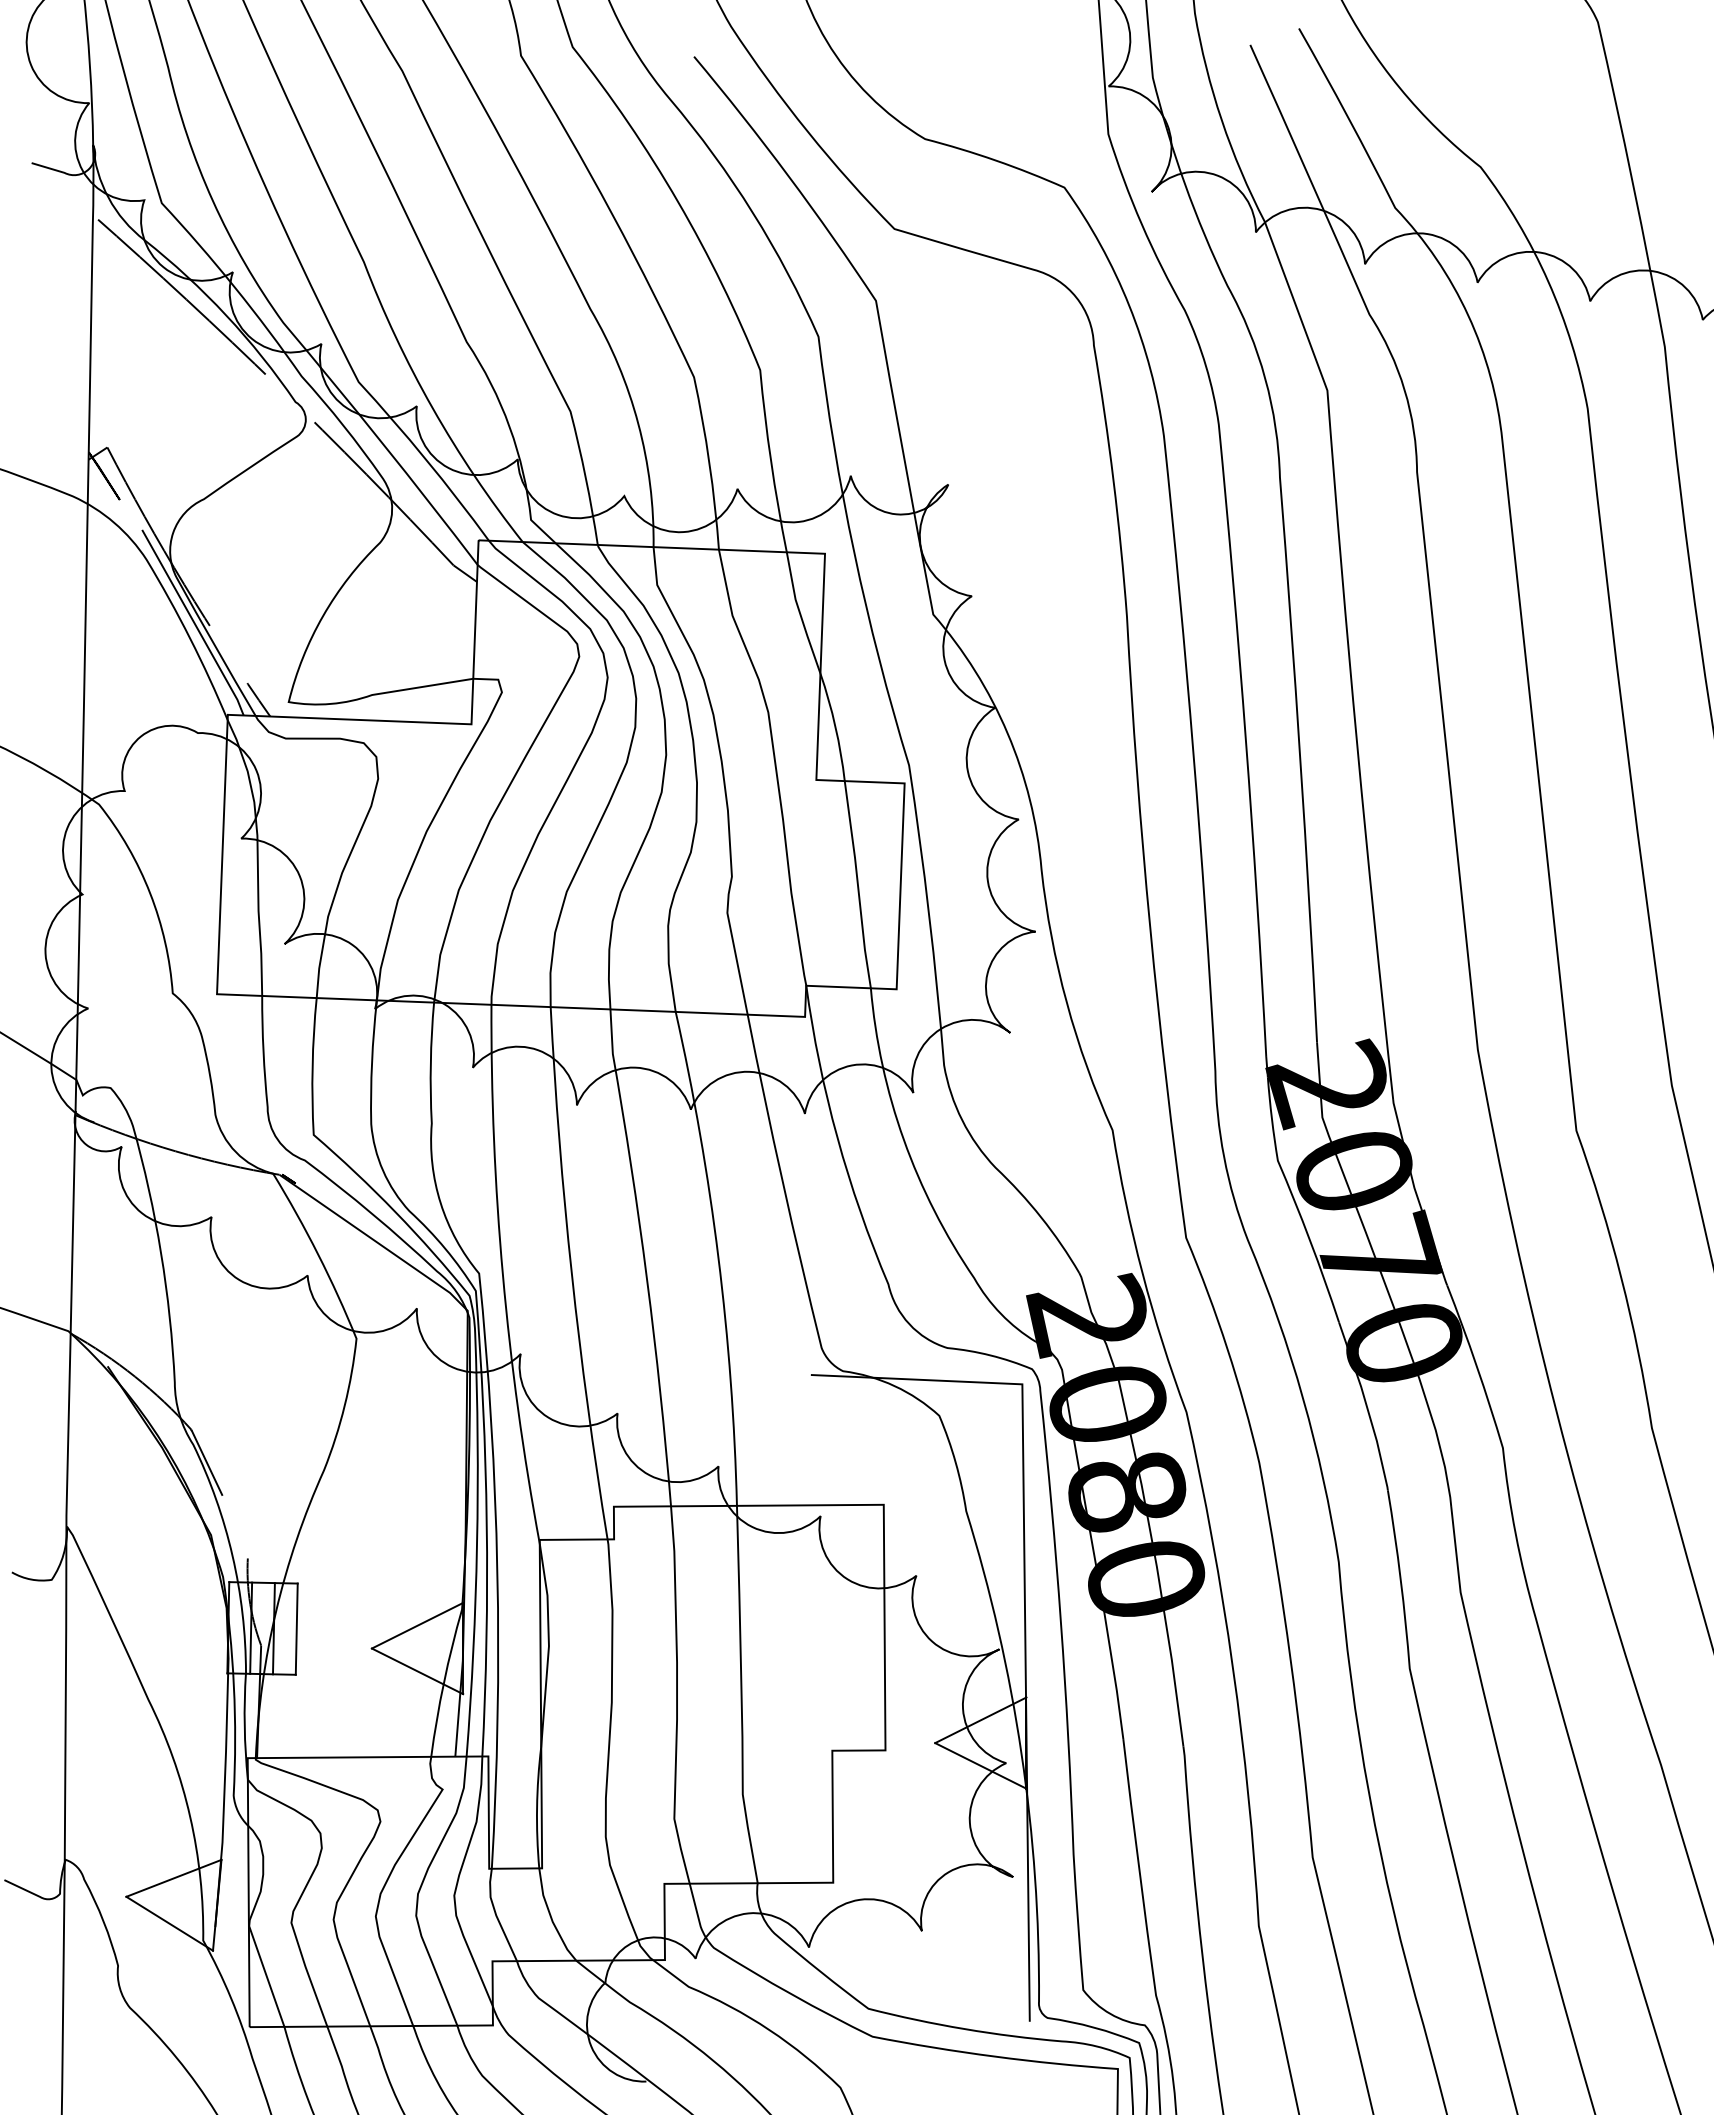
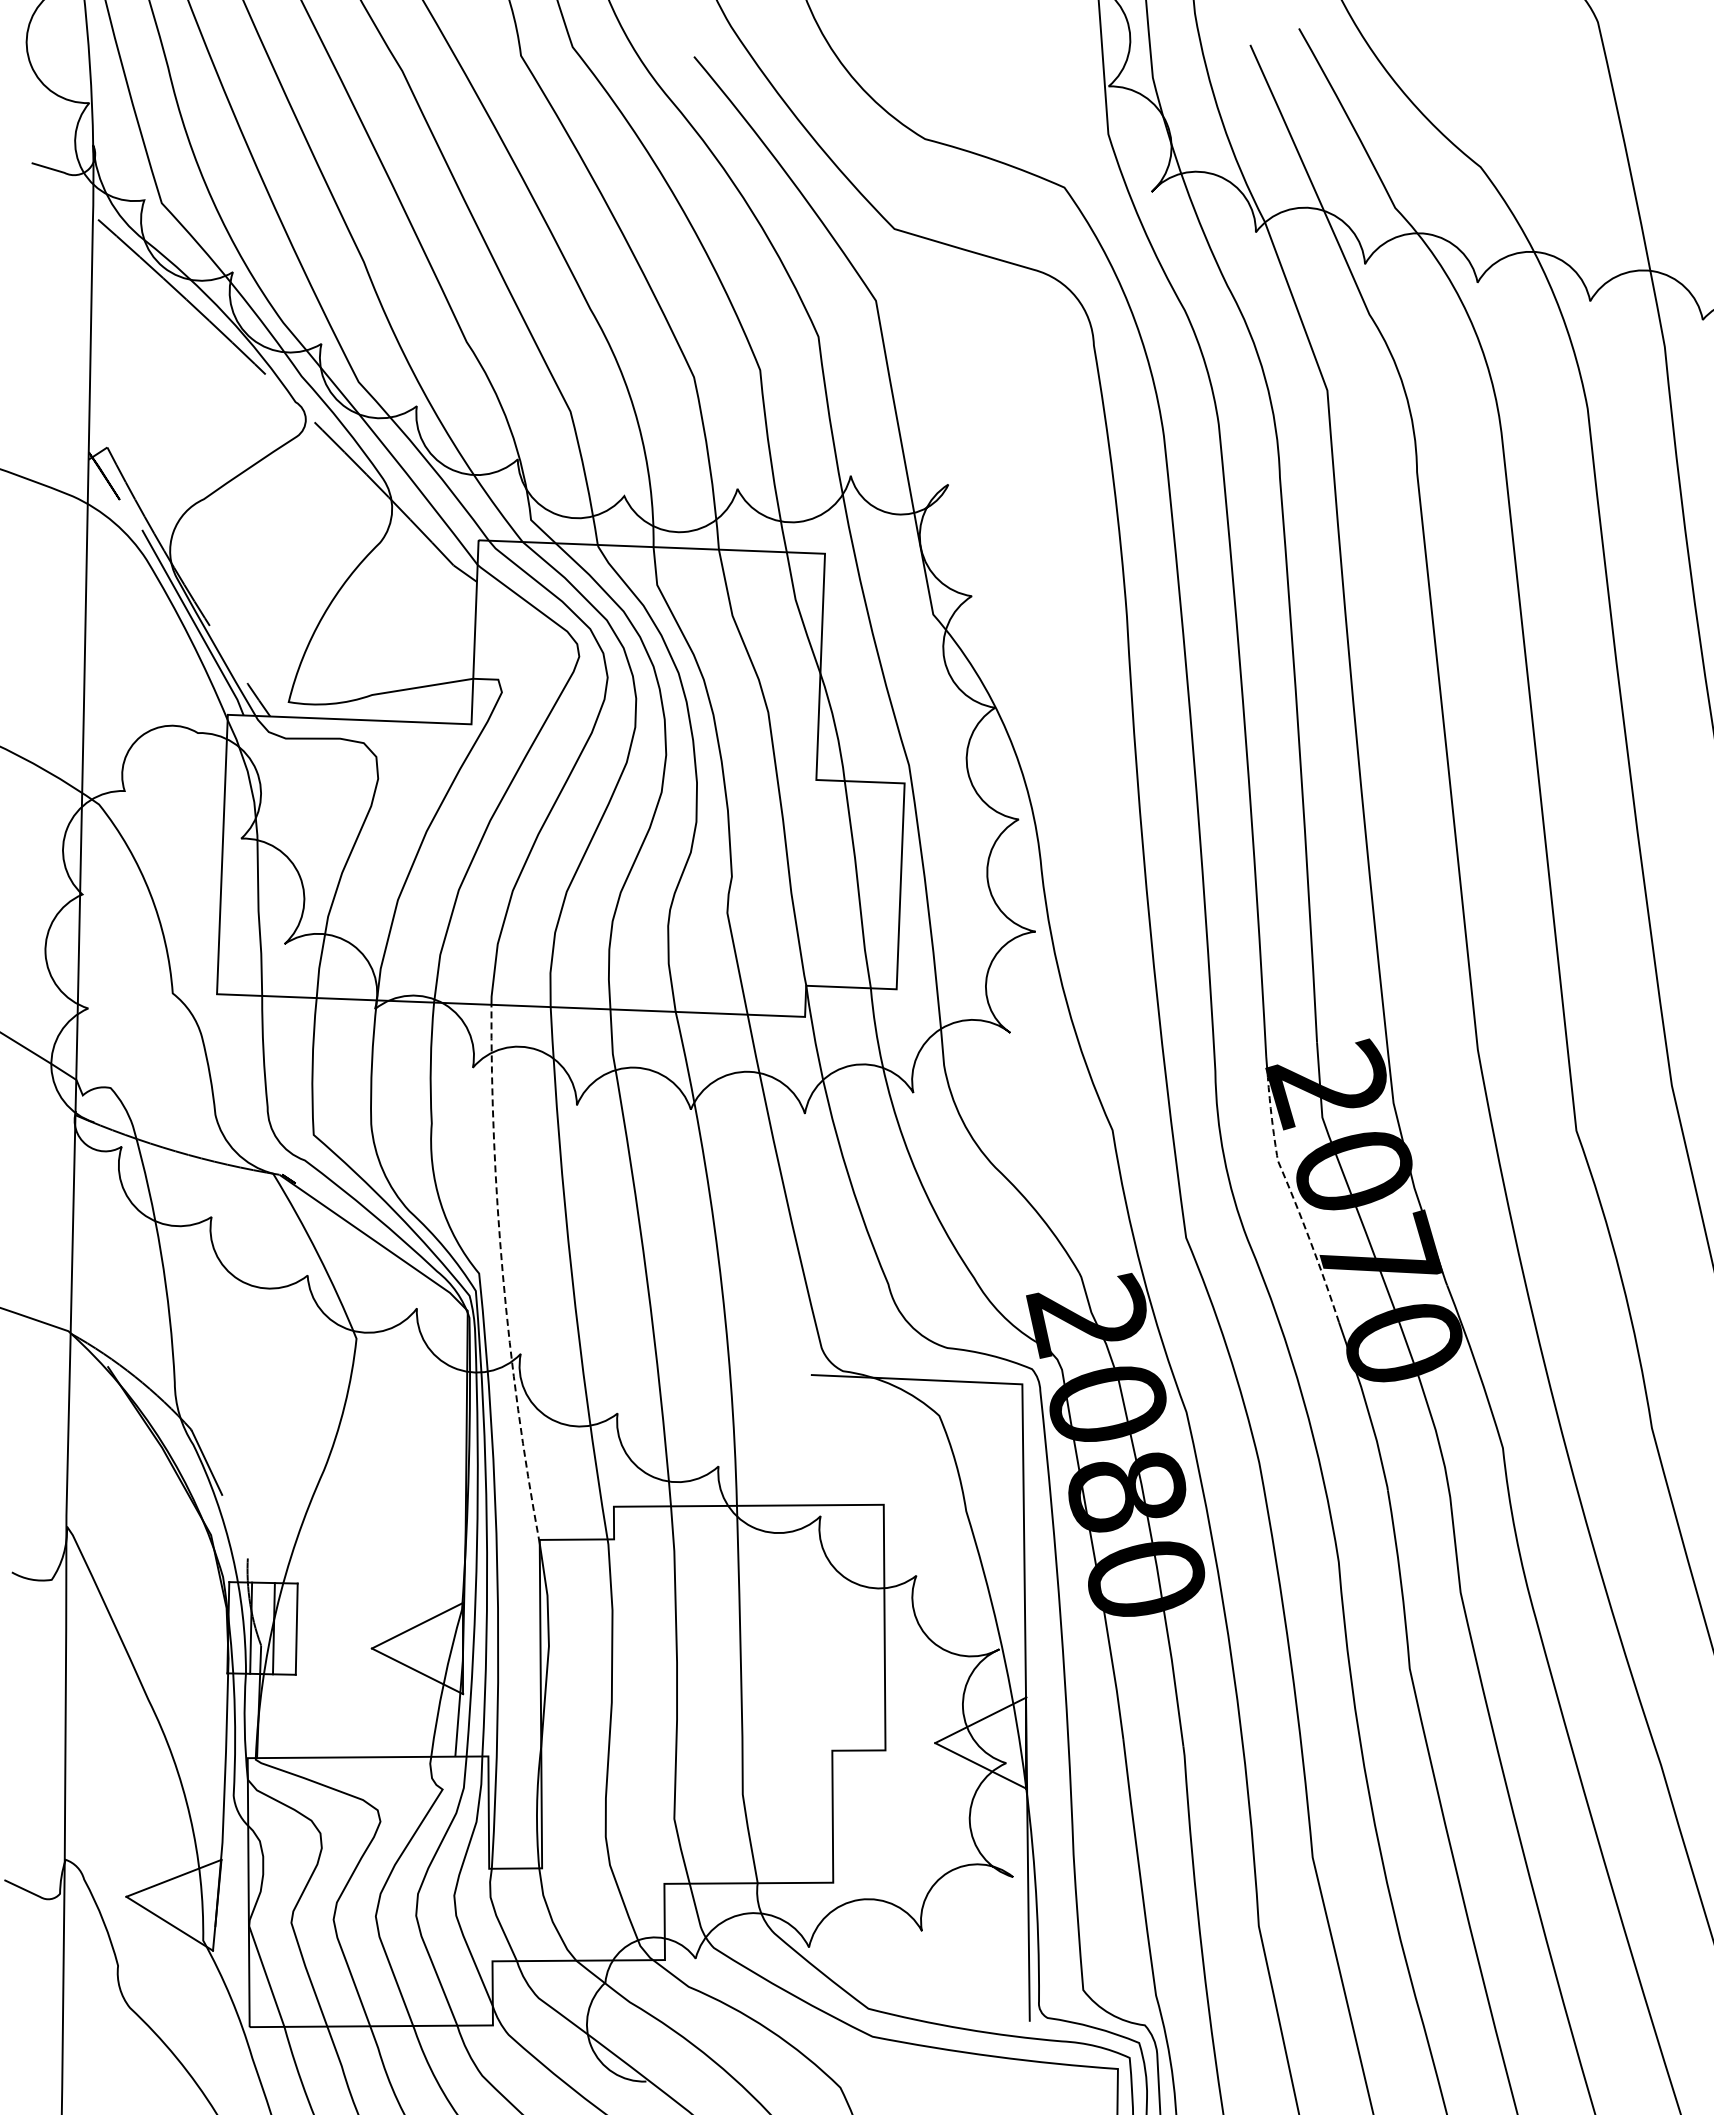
line: solid -> dashed (1294, 1199)
line: solid -> dashed (502, 1275)
